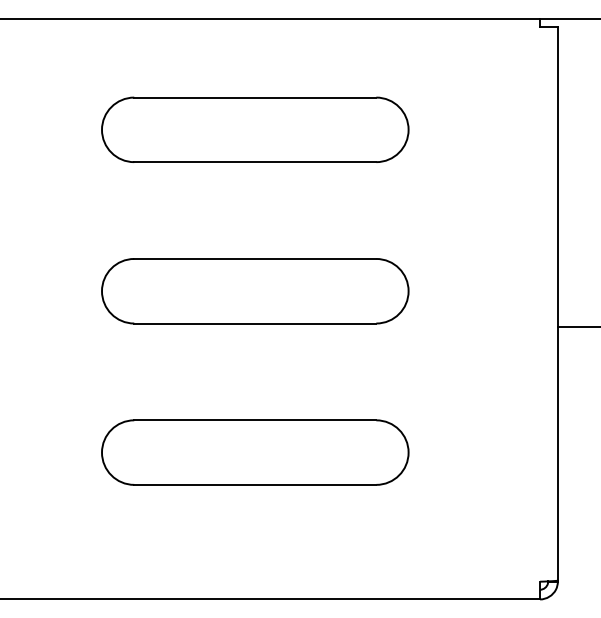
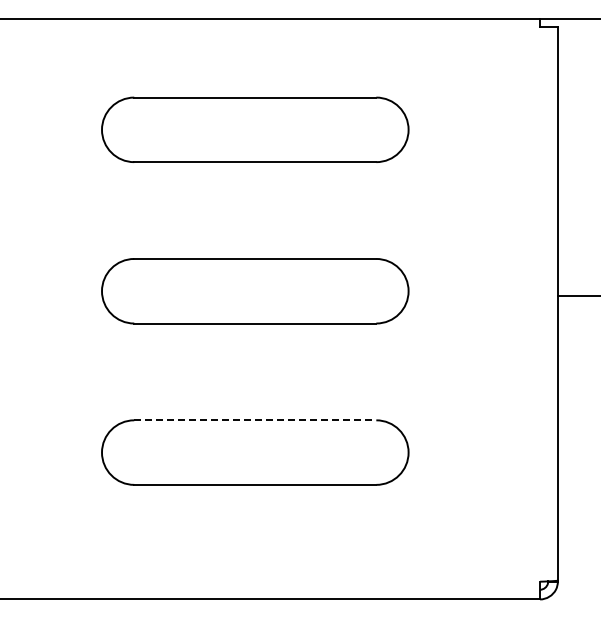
line position: (577, 326) -> (577, 295) (577, 295)
line: solid -> dashed (255, 420)
